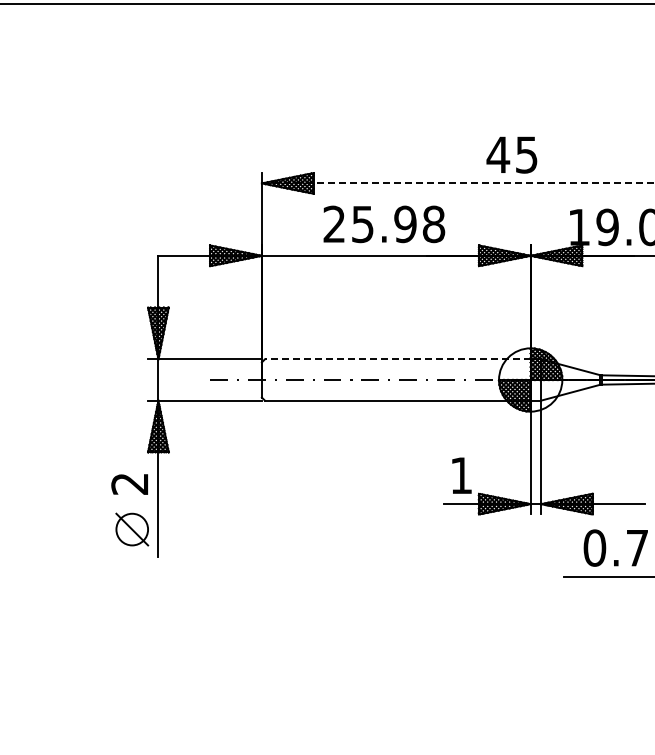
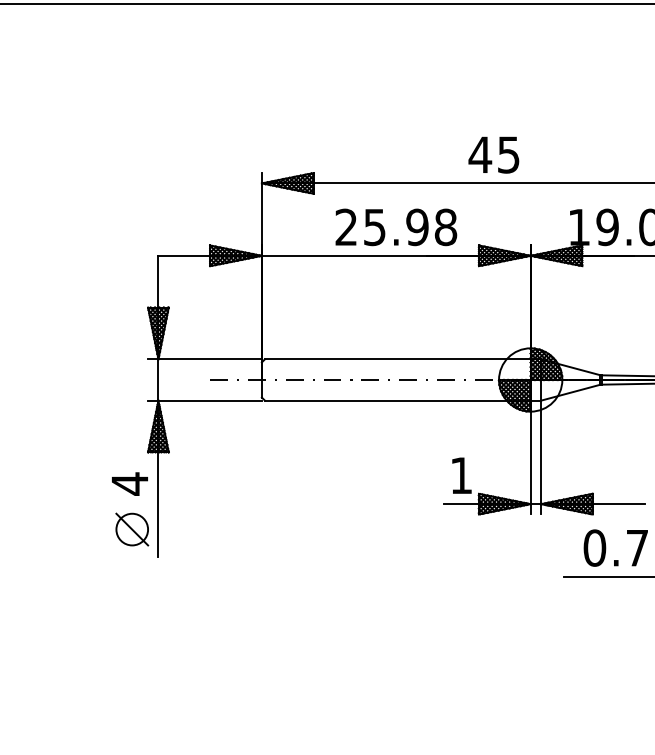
text position: (511, 154) -> (493, 154) (493, 154)
line: dashed -> solid (458, 183)
text position: (384, 224) -> (396, 227) (396, 227)
line: dashed -> solid (397, 359)
text: 2 -> 4 (129, 483)
